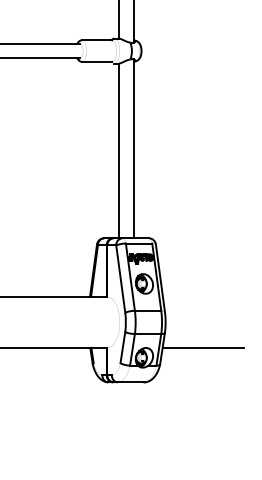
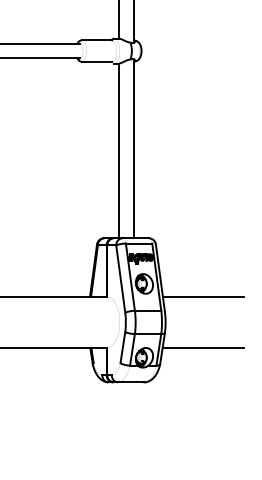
line: none -> present (202, 296)
